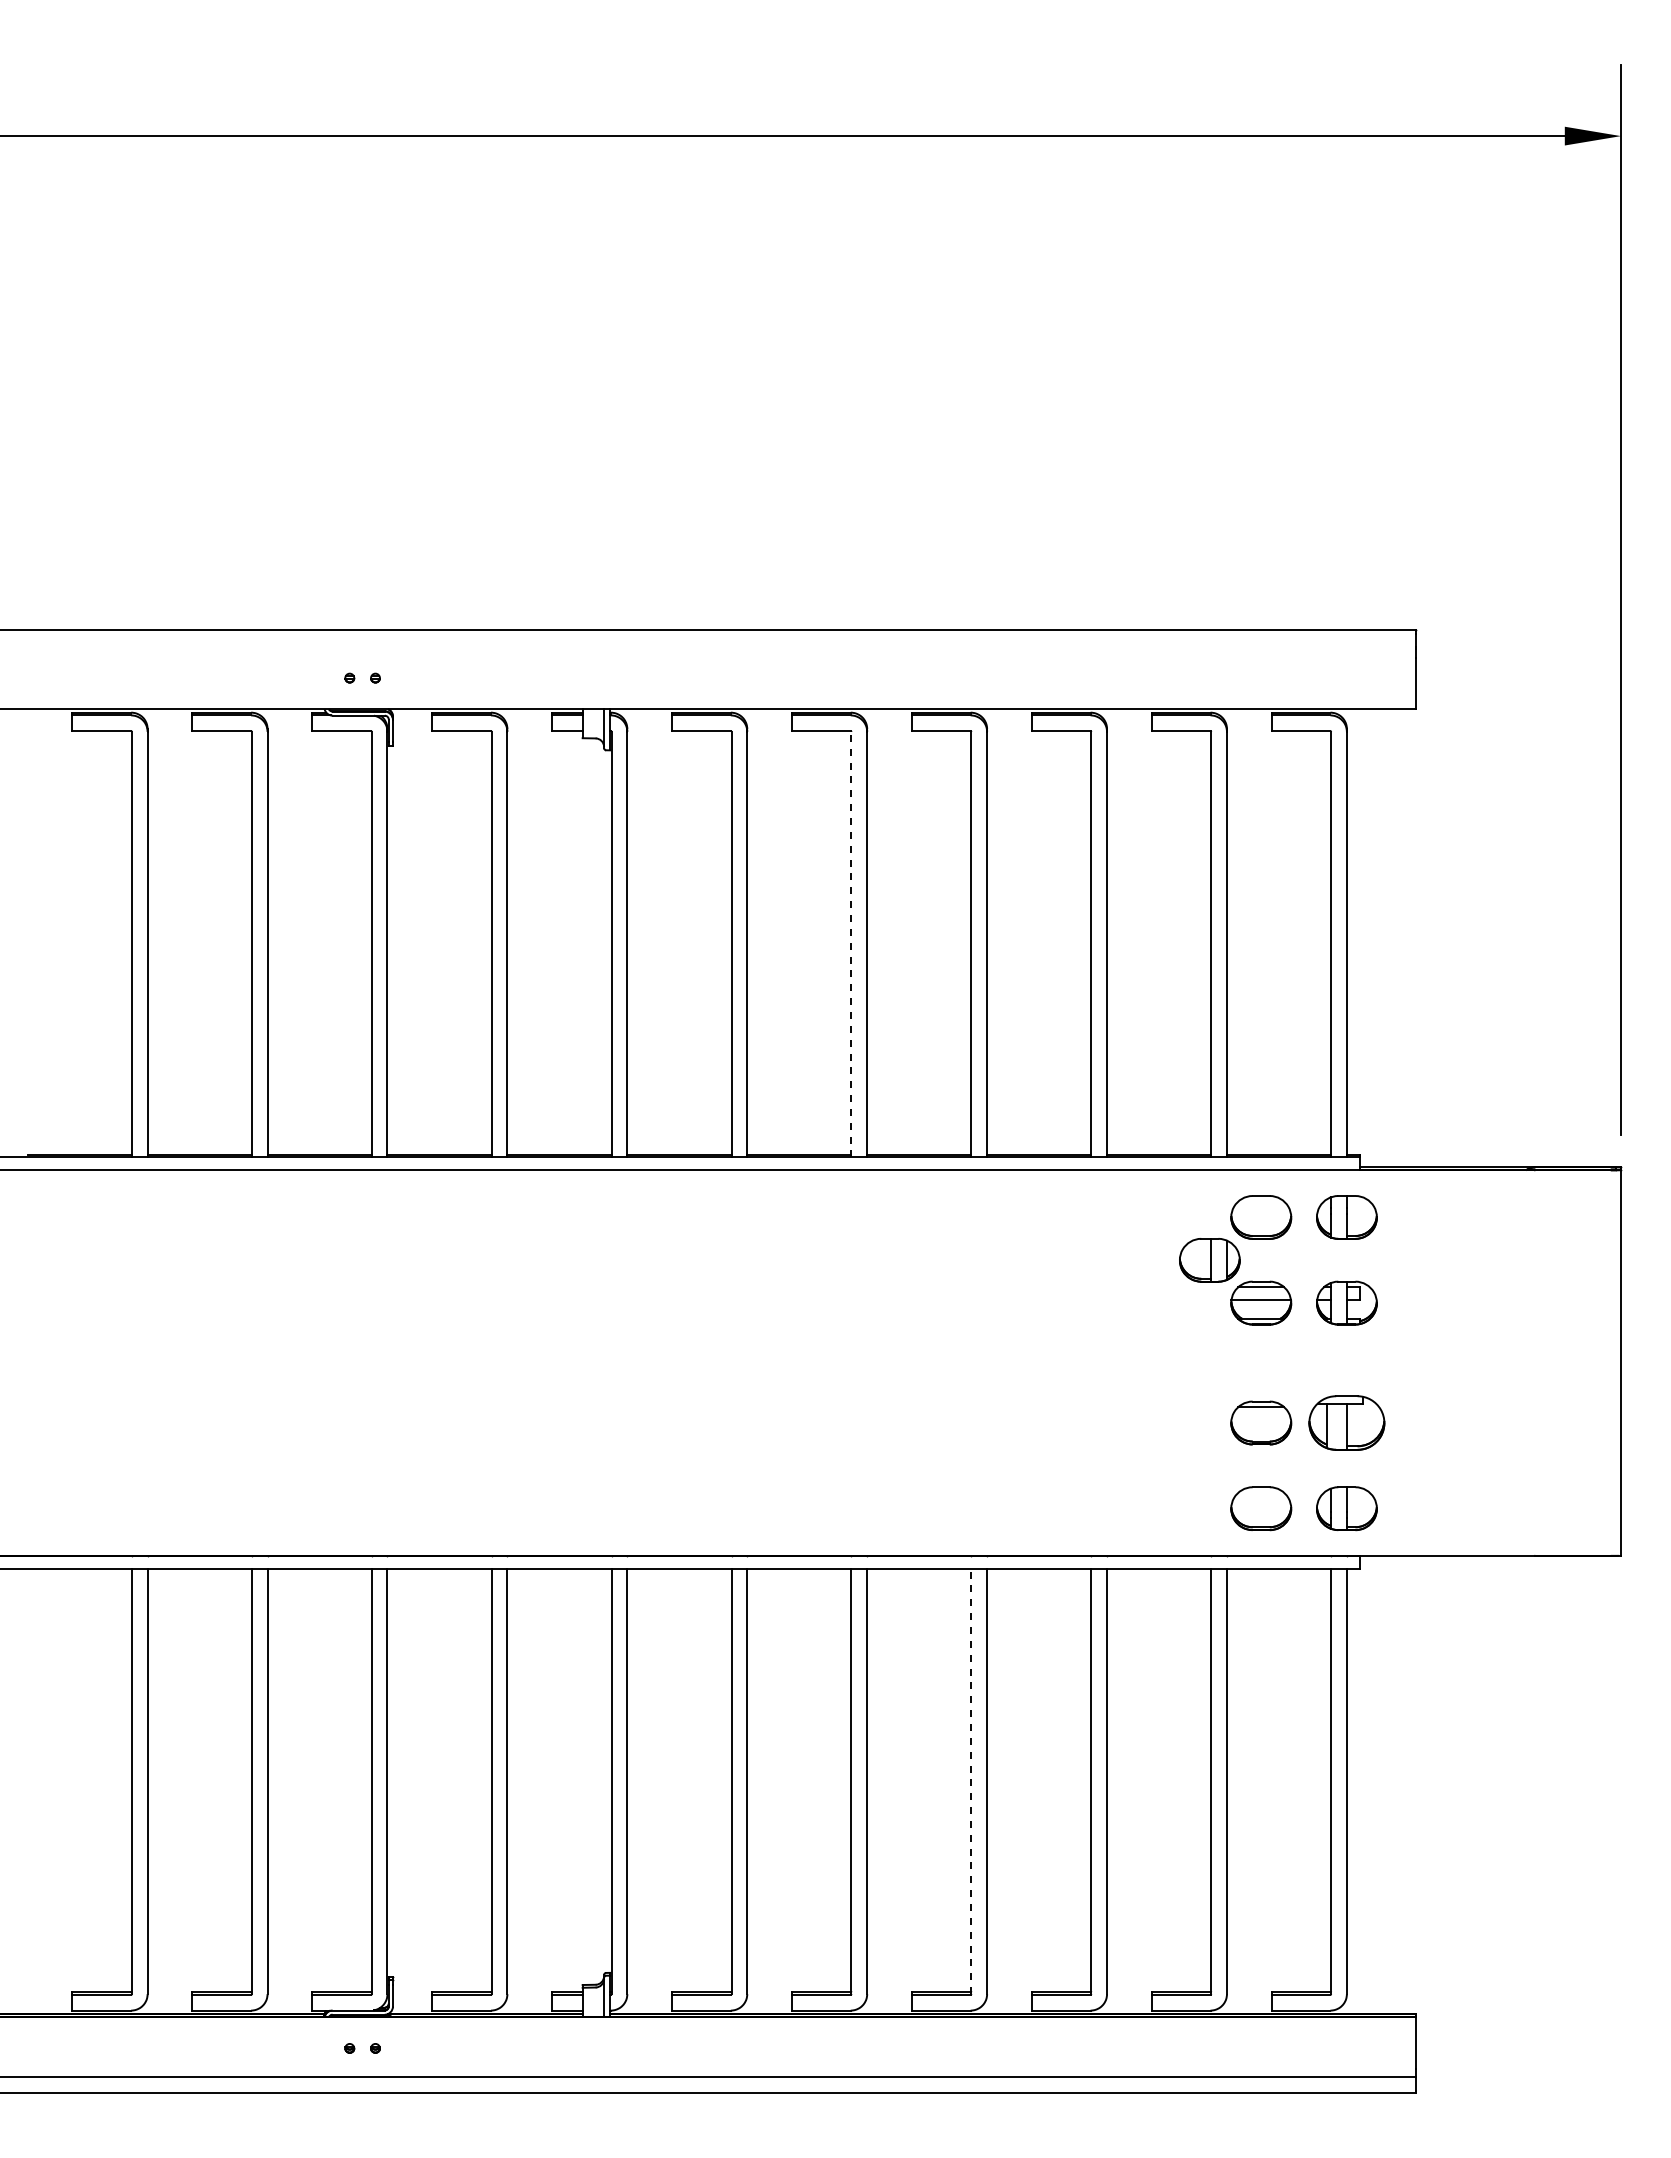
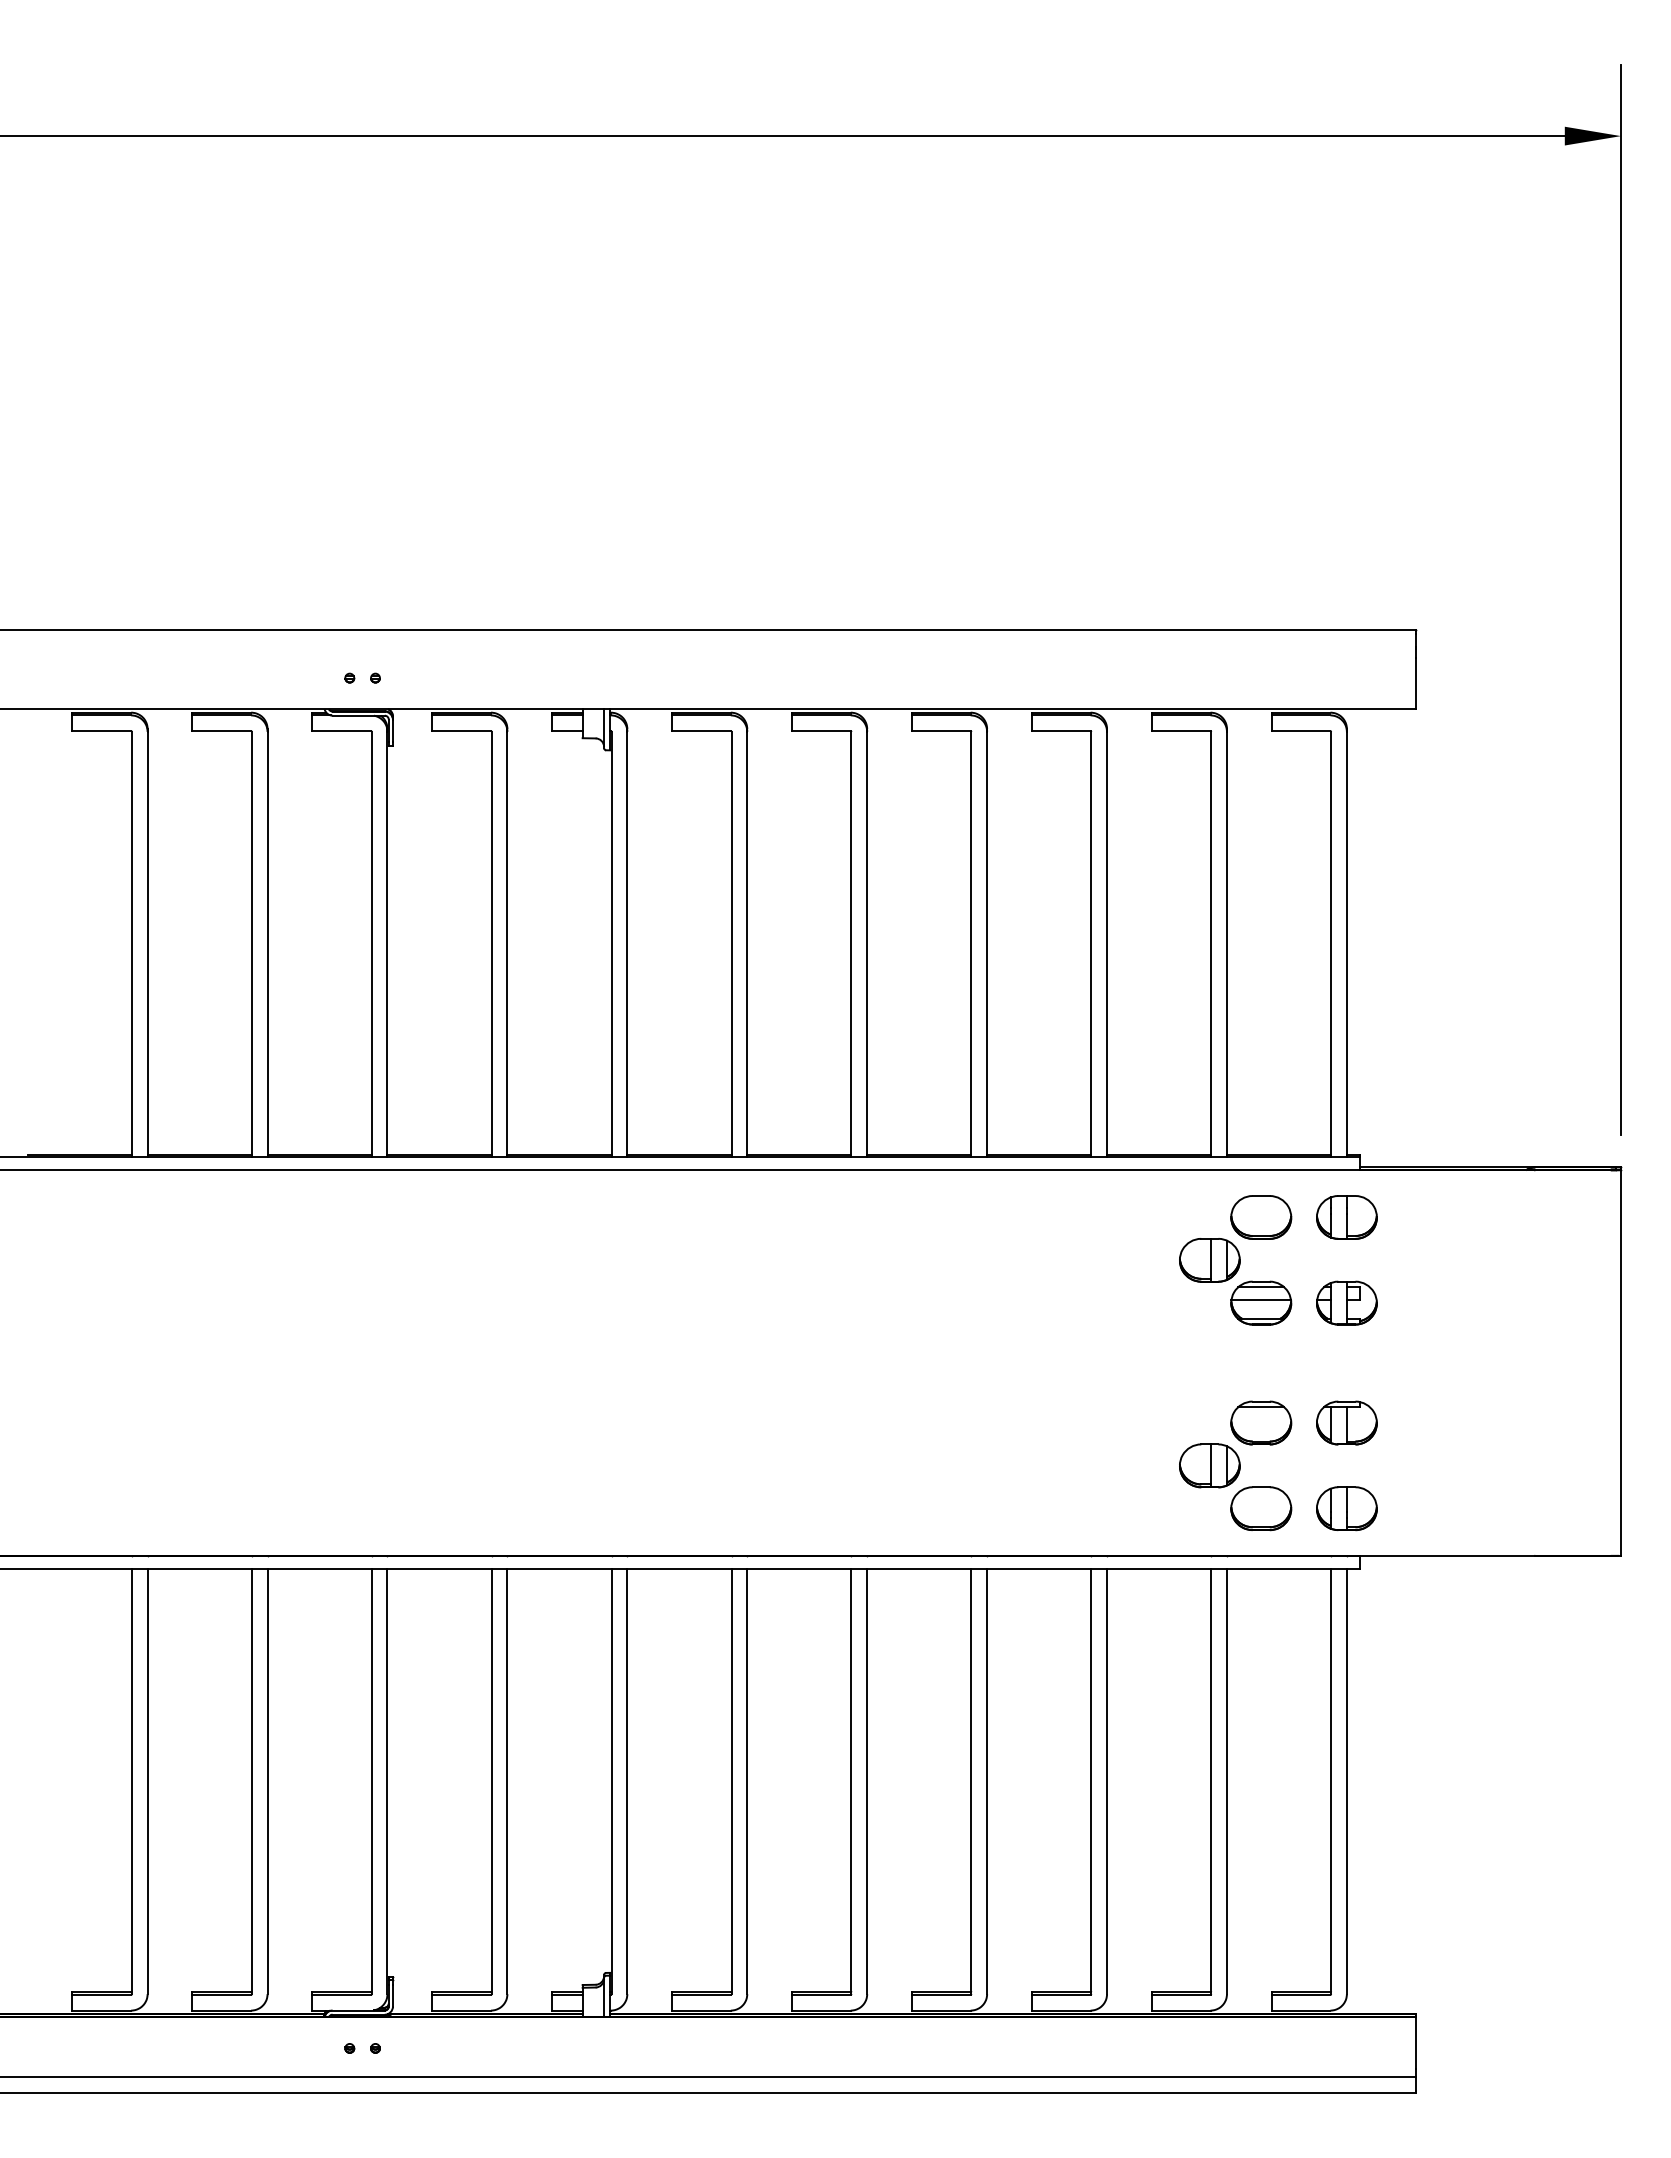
line: dashed -> solid (851, 944)
part size: 78x56 px -> 62x46 px (1346, 1422)
part: none -> present (1209, 1465)
line: dashed -> solid (971, 1781)
